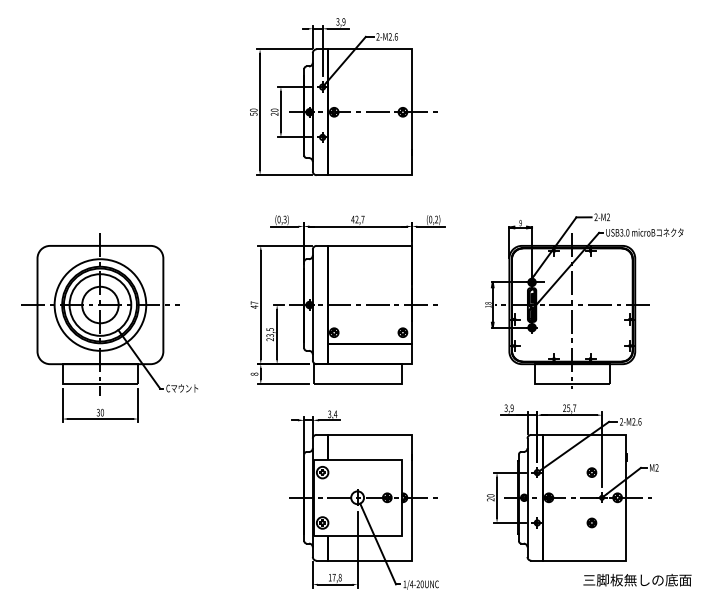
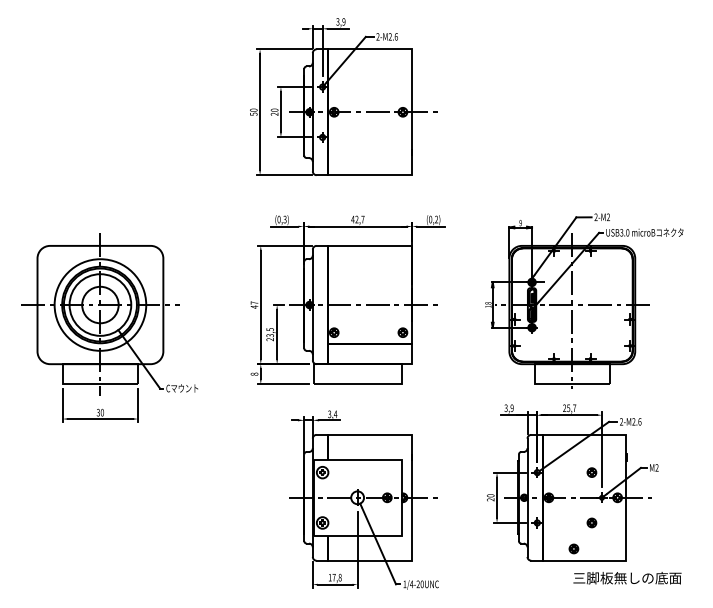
part: none -> present (573, 548)
text position: (637, 580) -> (627, 578) (627, 578)
